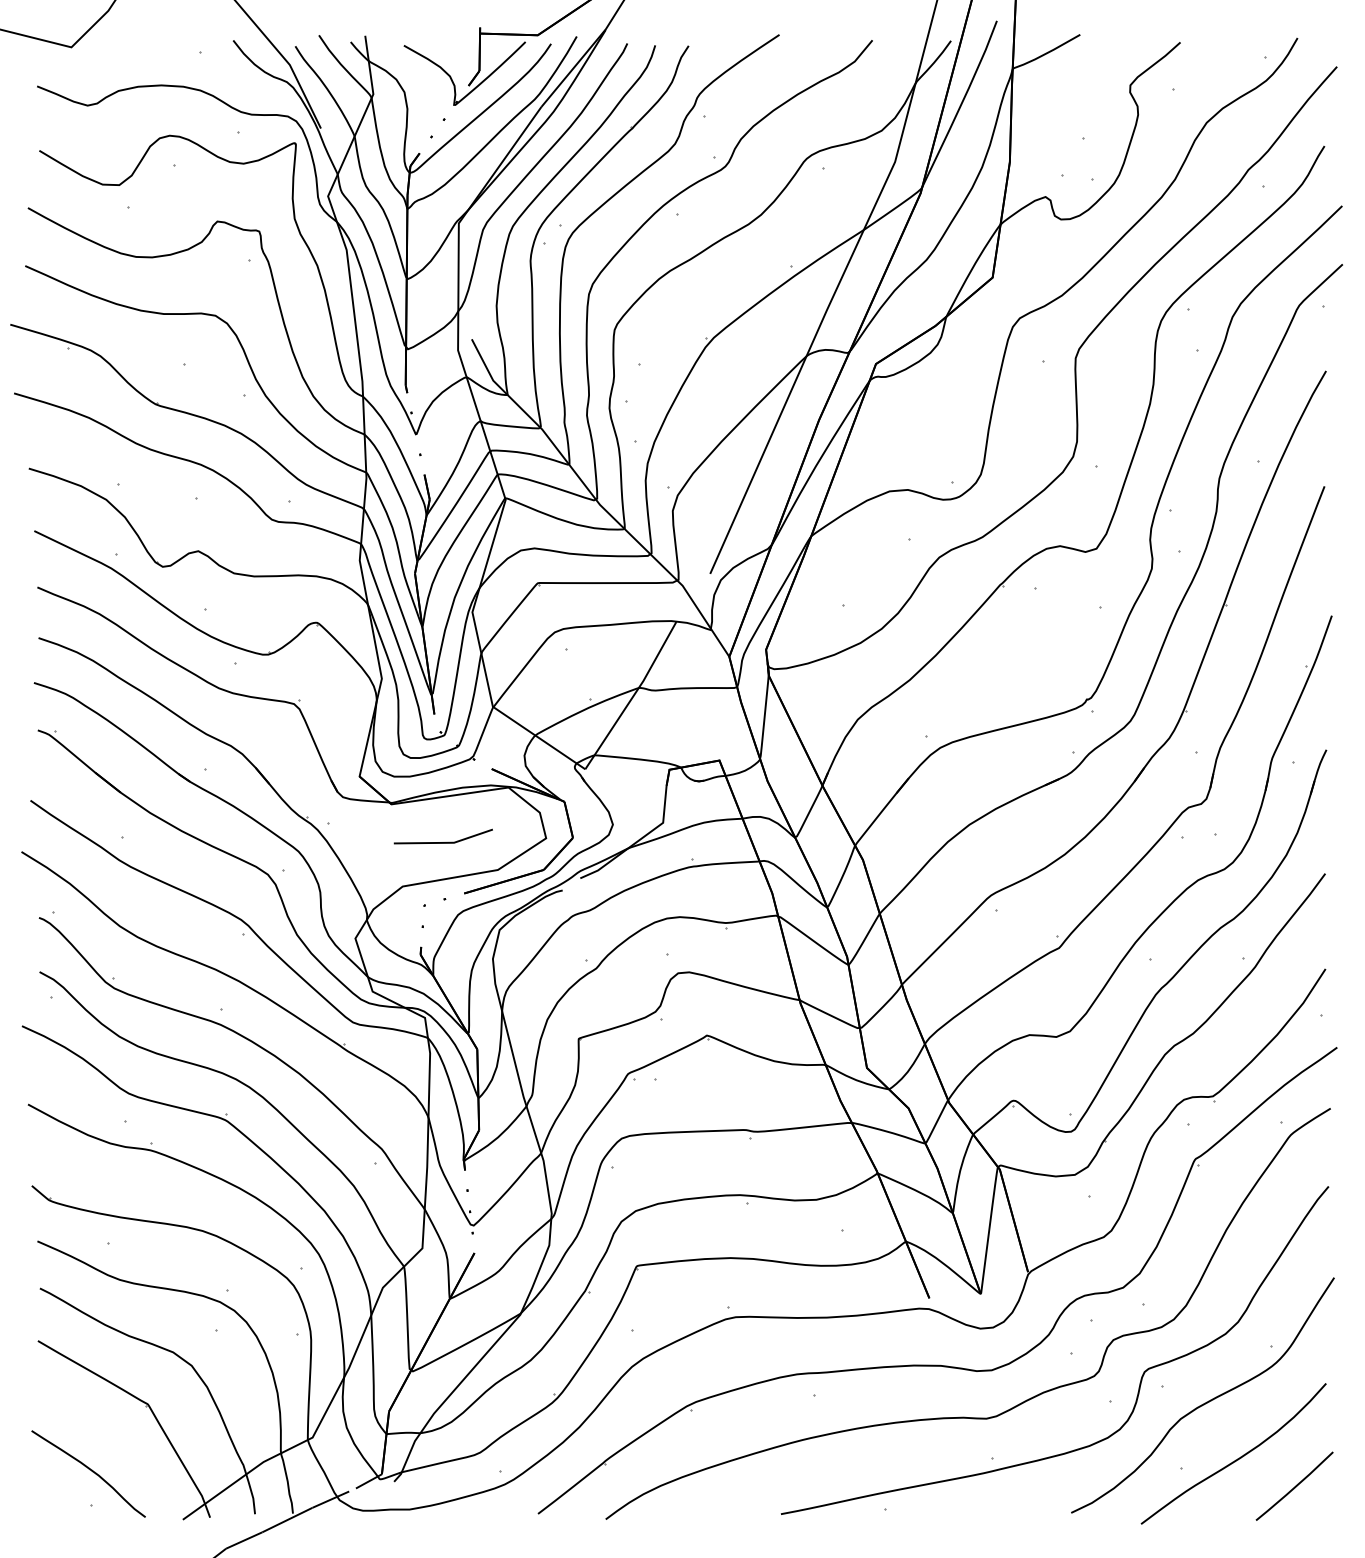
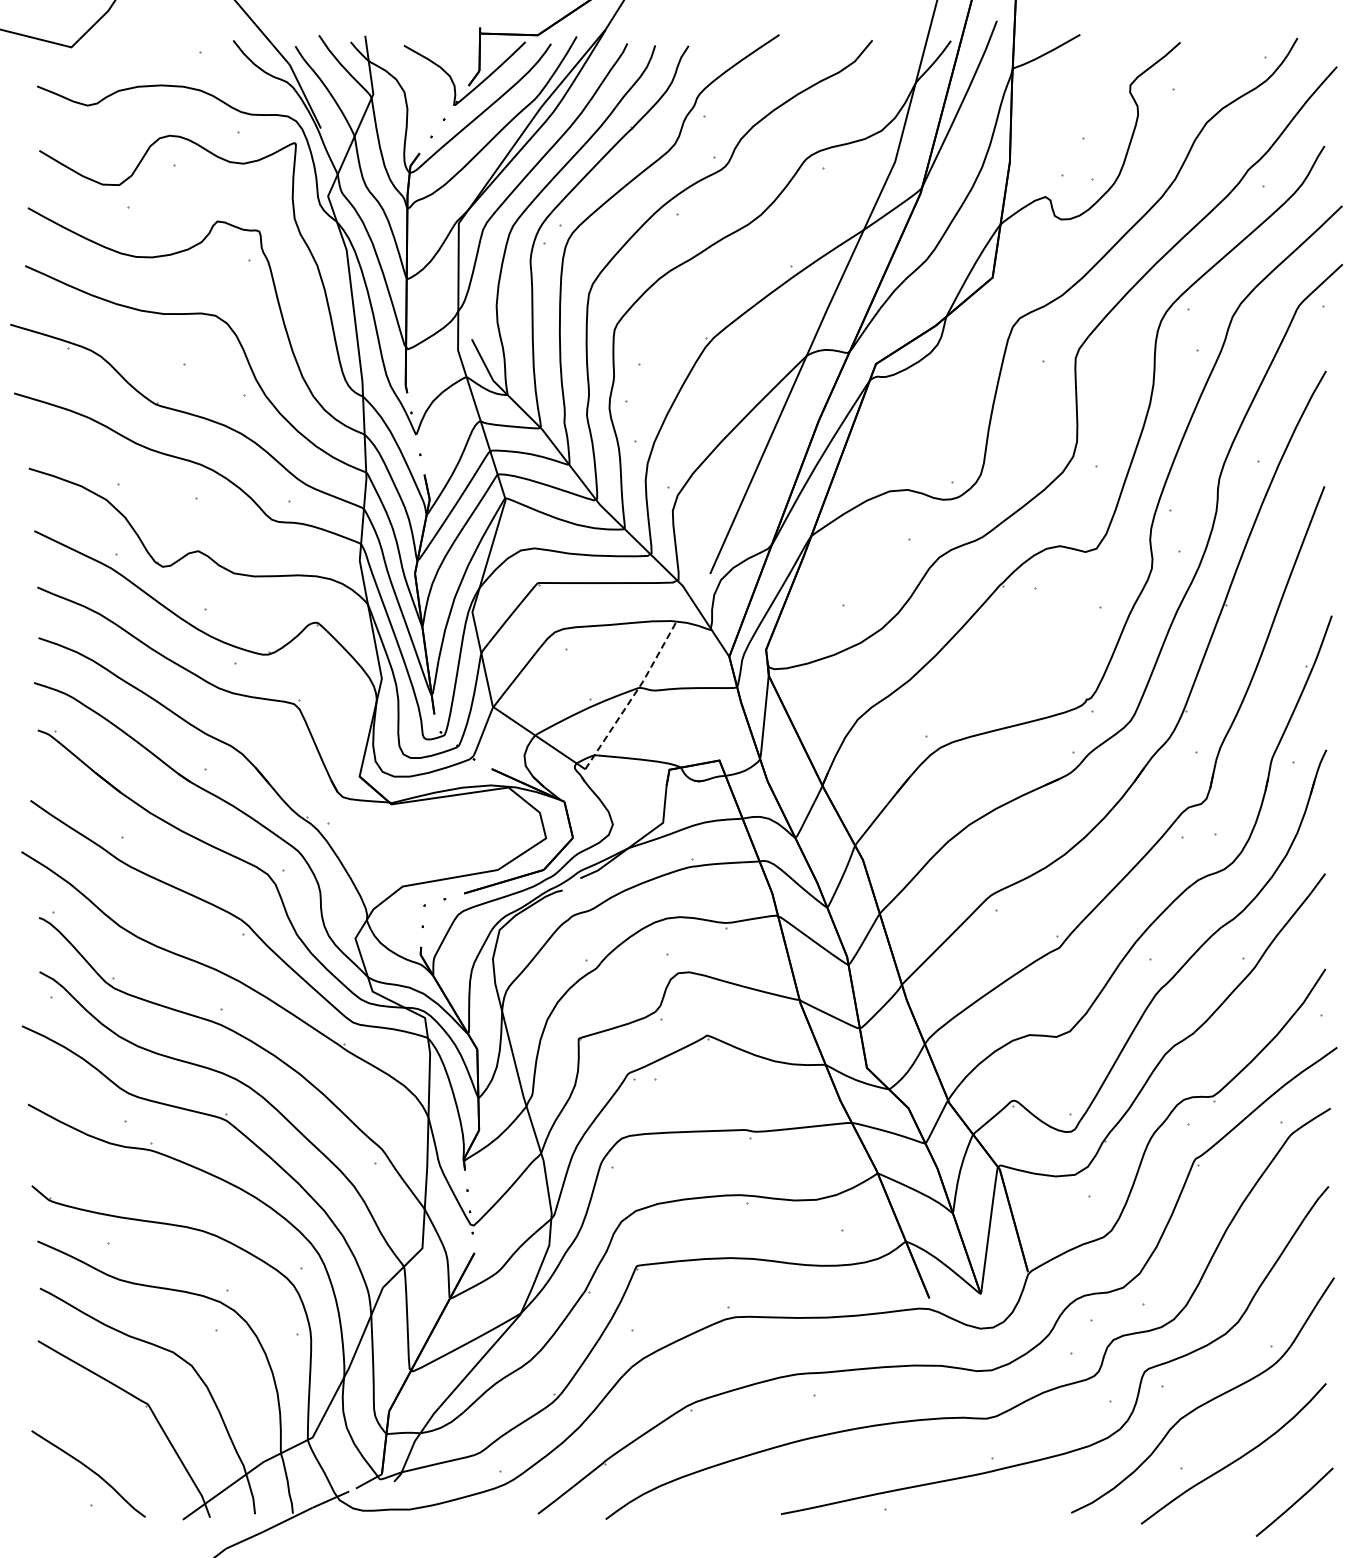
line: solid -> dashed (633, 696)
line: present -> none (442, 842)
line position: (1295, 1485) -> (1295, 1501) (1295, 1501)
